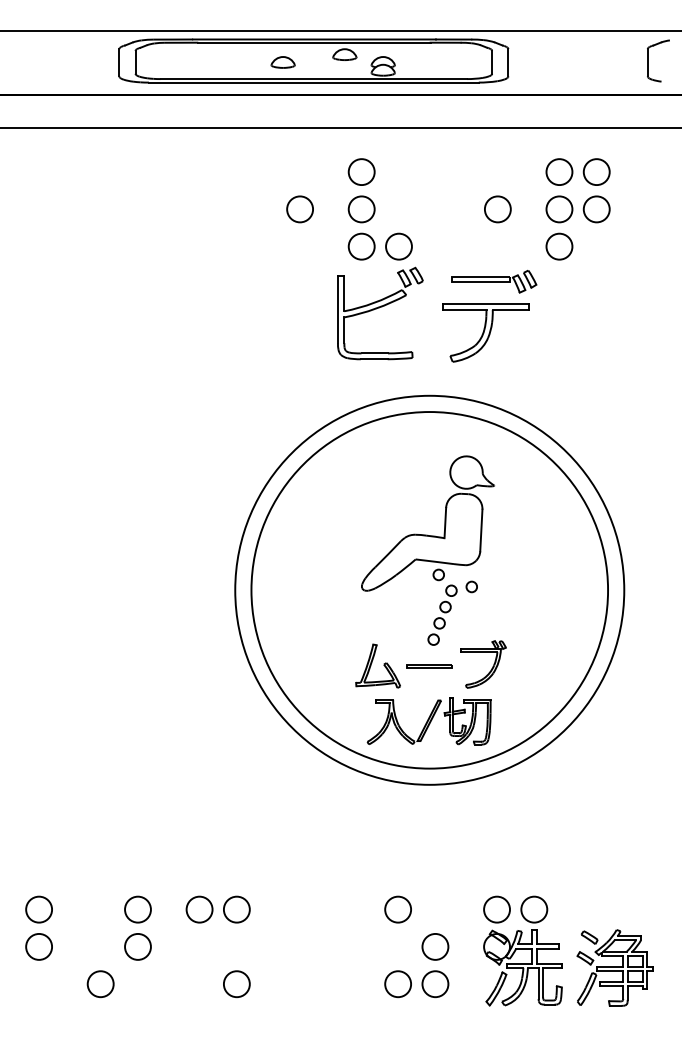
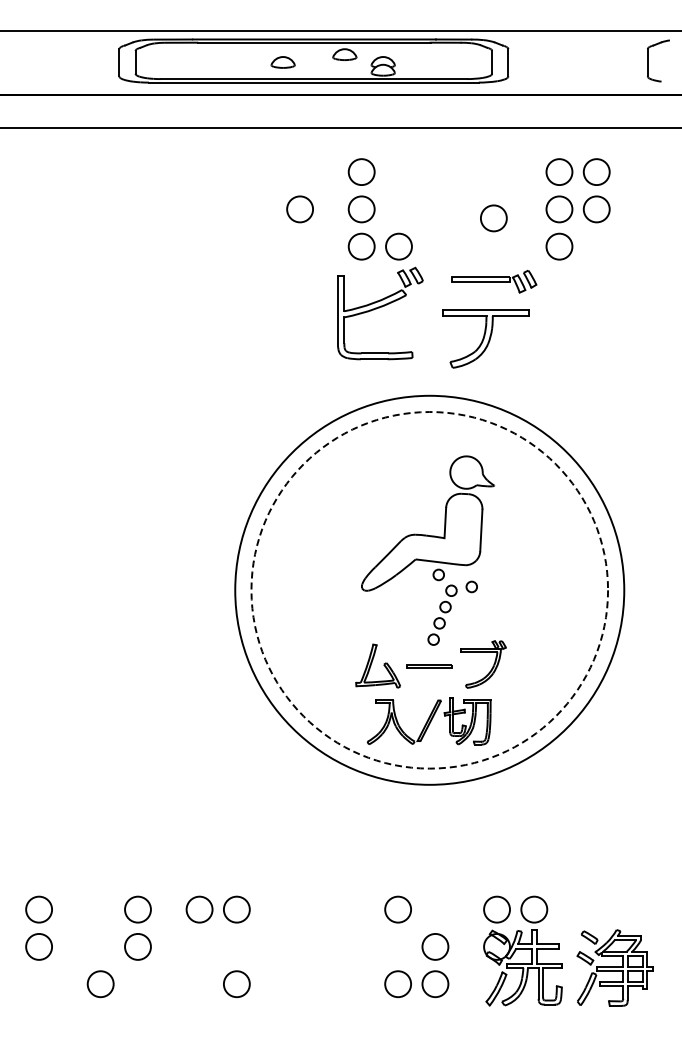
circle position: (497, 209) -> (493, 218) (493, 218)
part position: (485, 332) -> (485, 338) (485, 338)
circle: solid -> dashed (429, 590)
